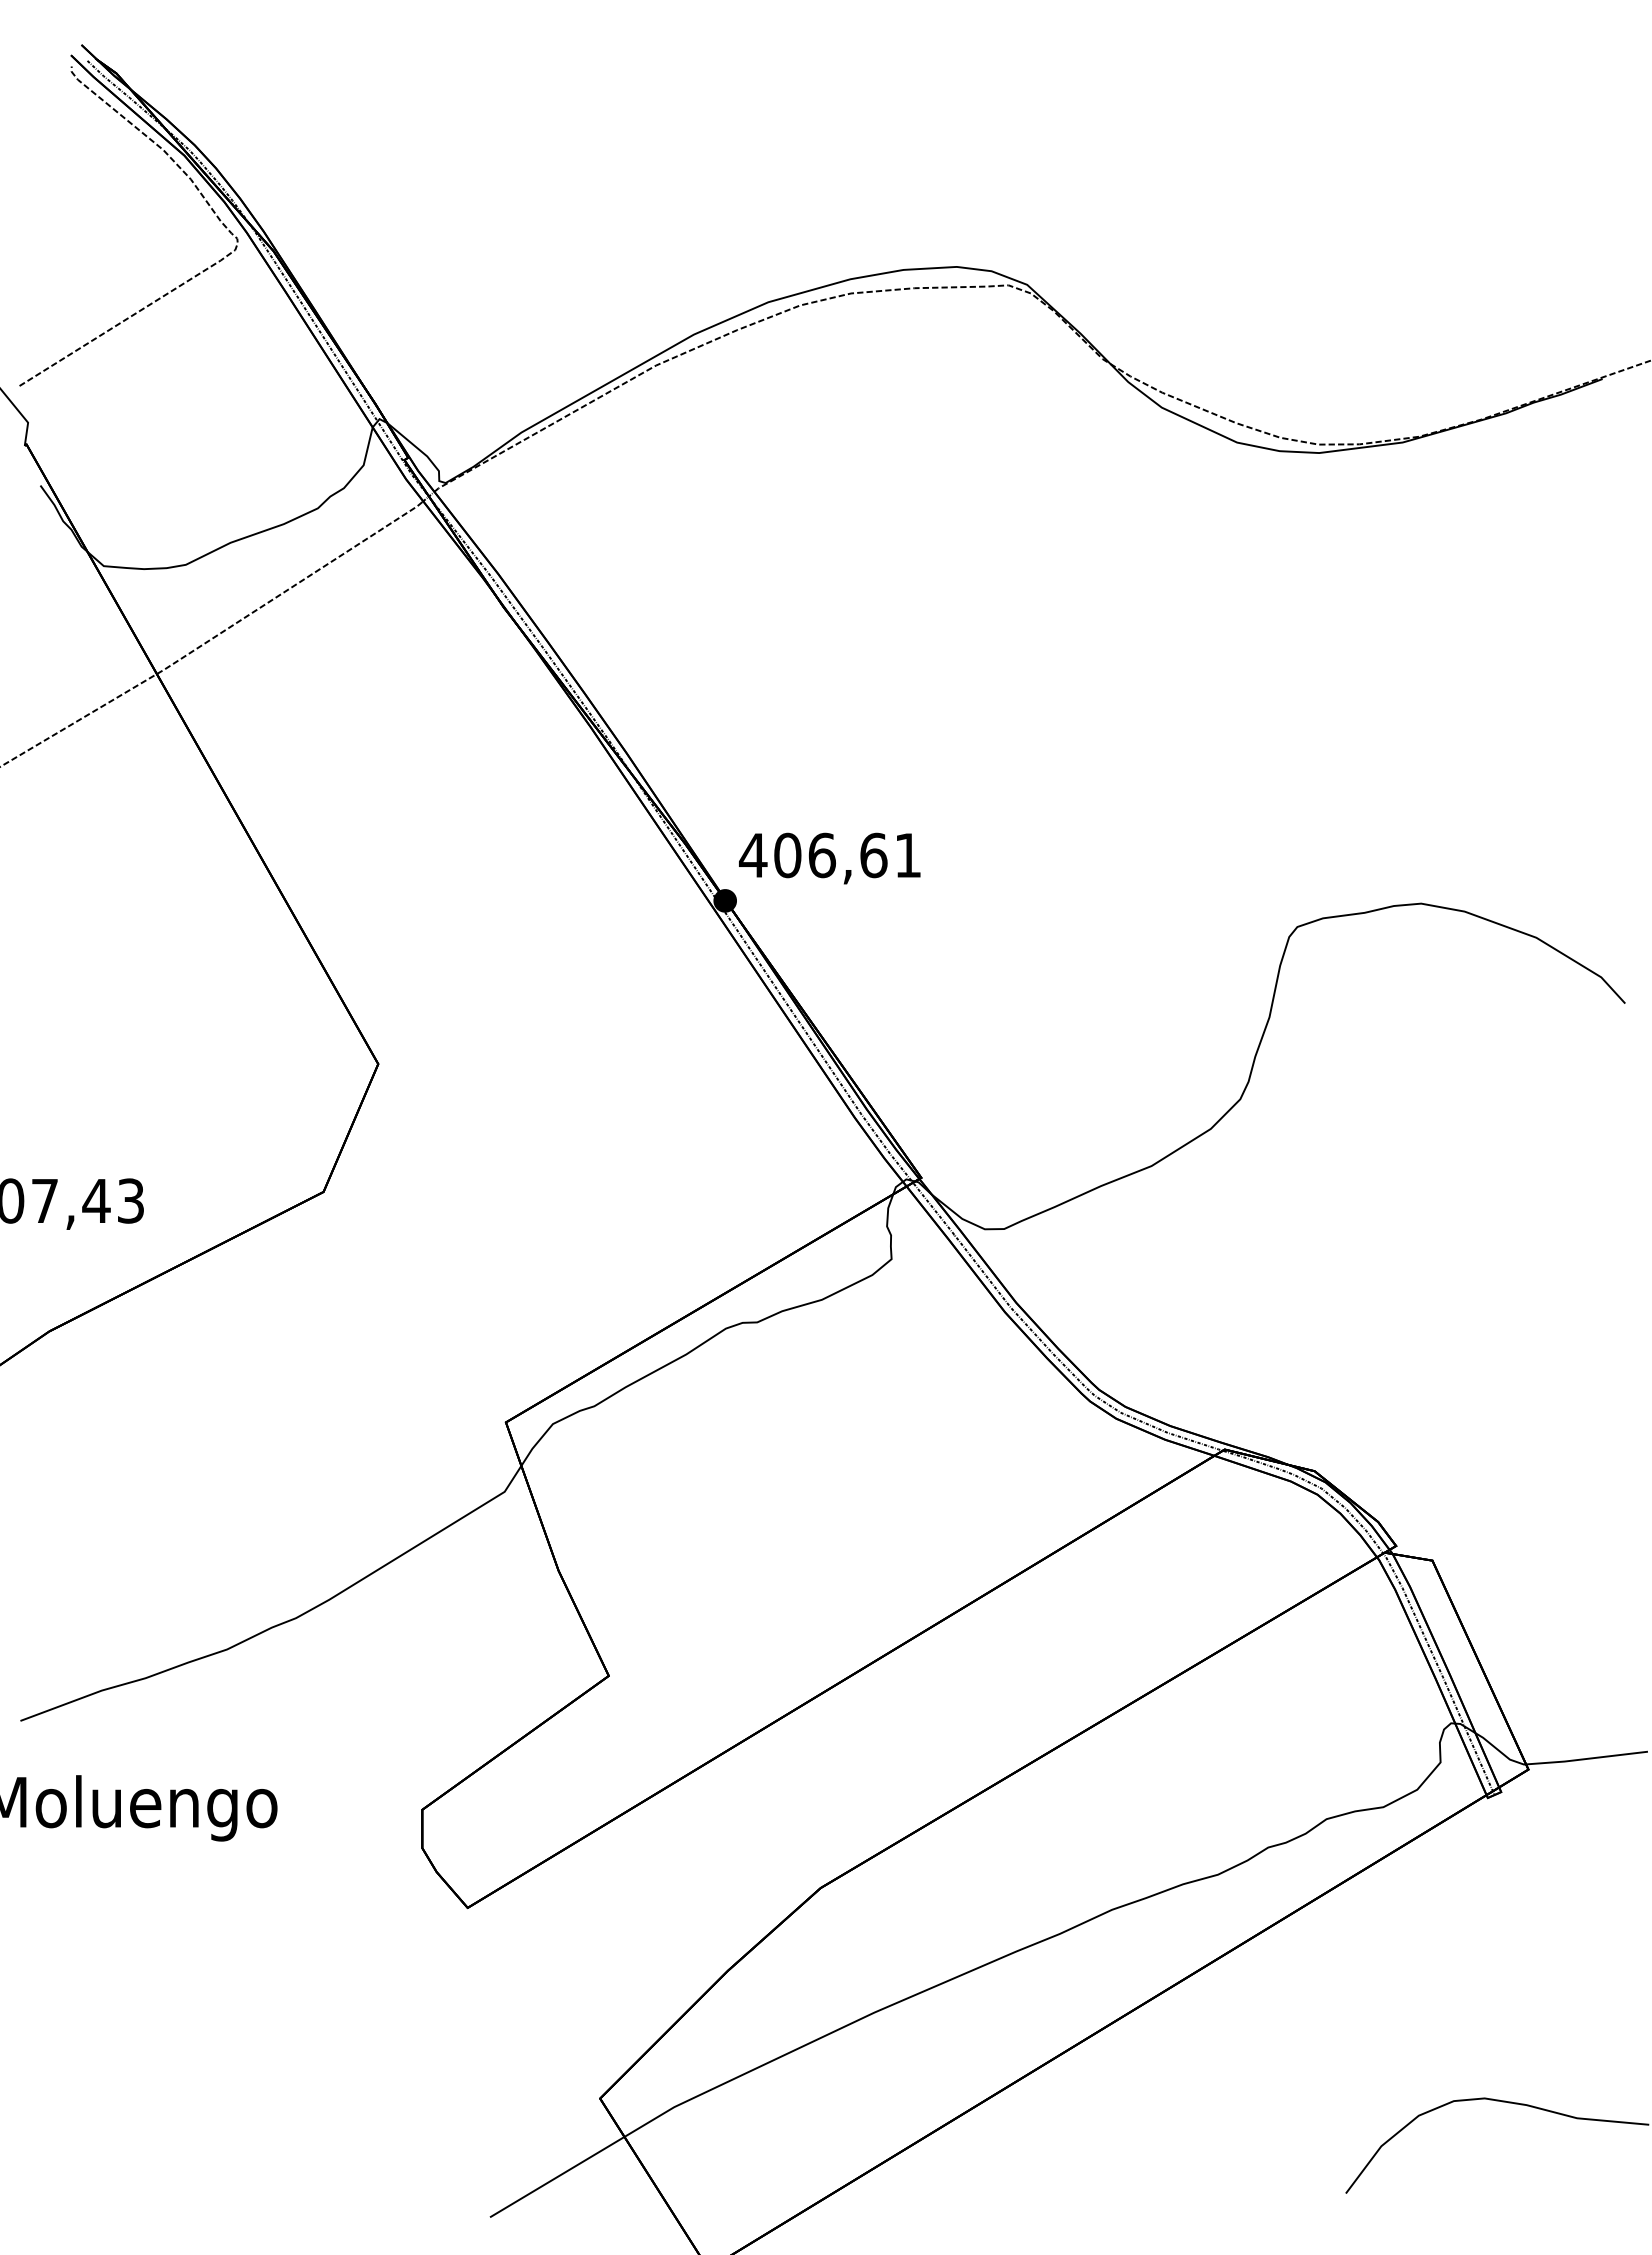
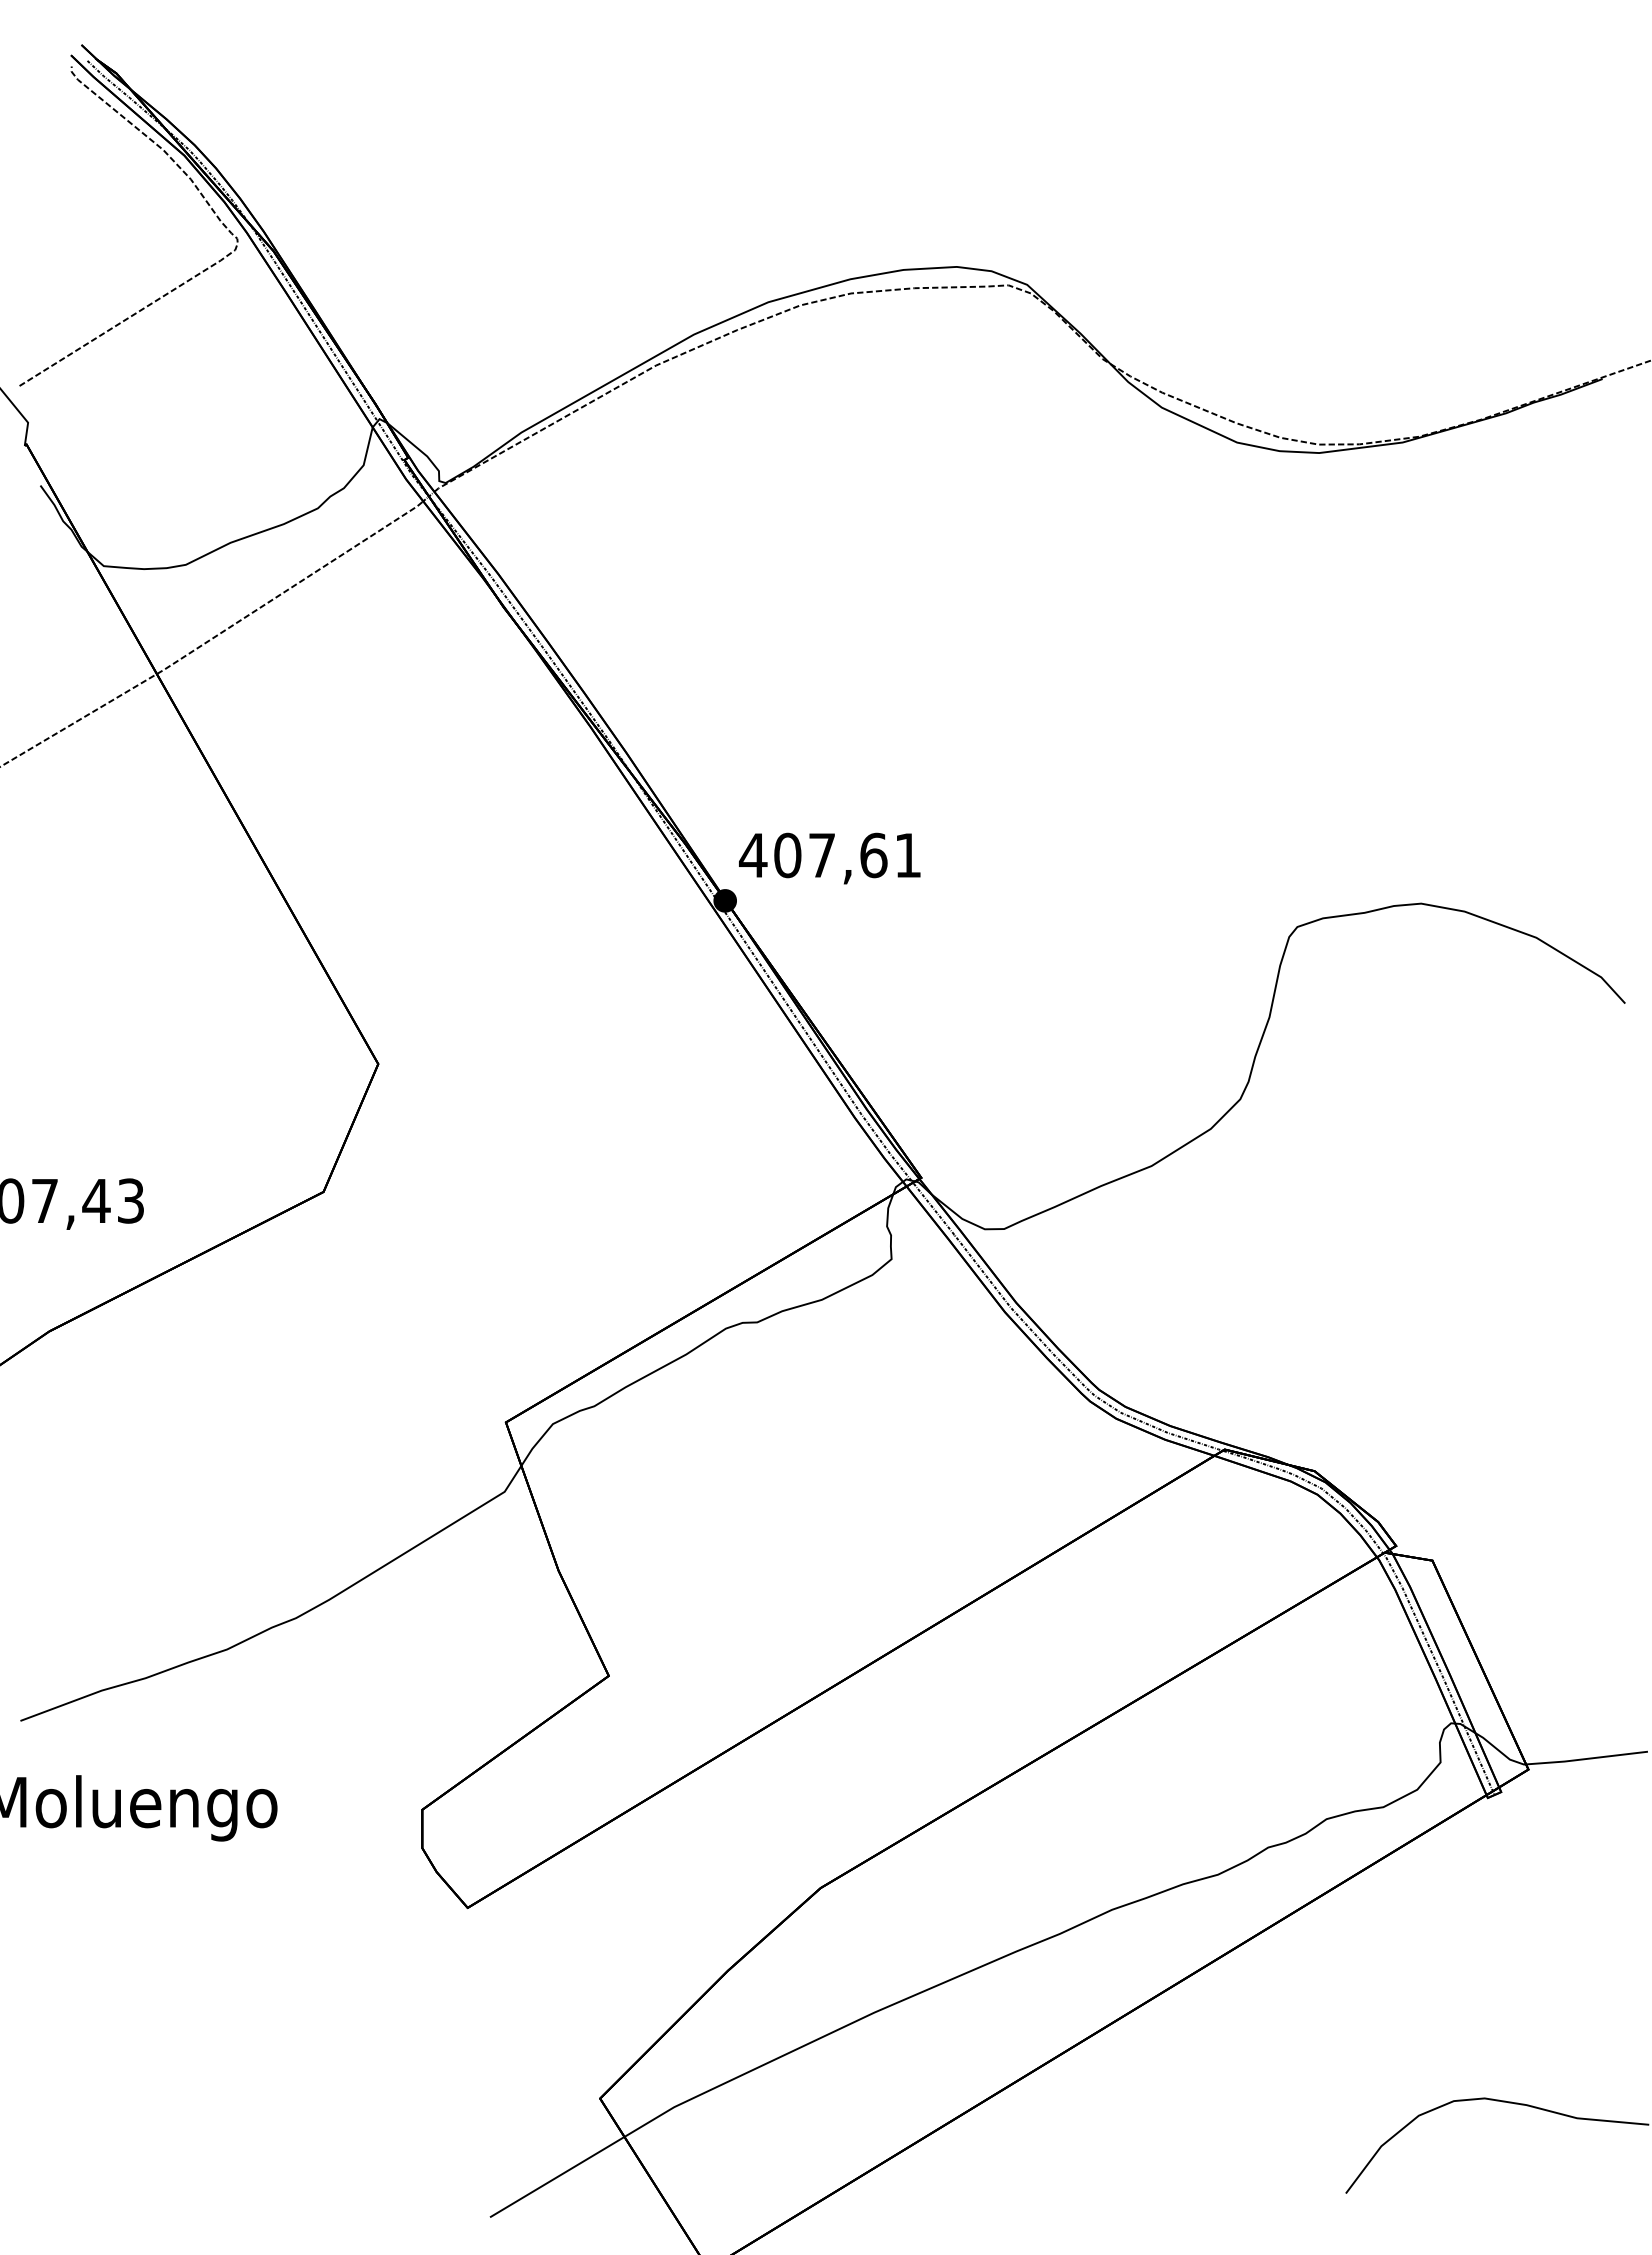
text: 406,61 -> 407,61 (822, 855)
